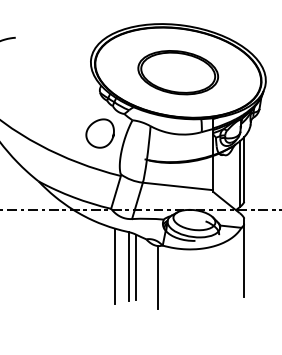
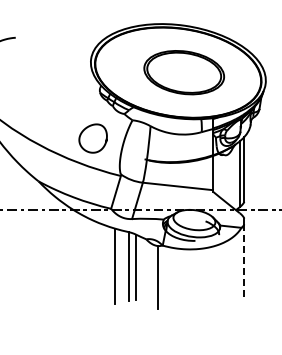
part position: (177, 72) -> (183, 72) (183, 72)
curve position: (93, 124) -> (86, 129) (86, 129)
line: solid -> dashed (244, 261)
